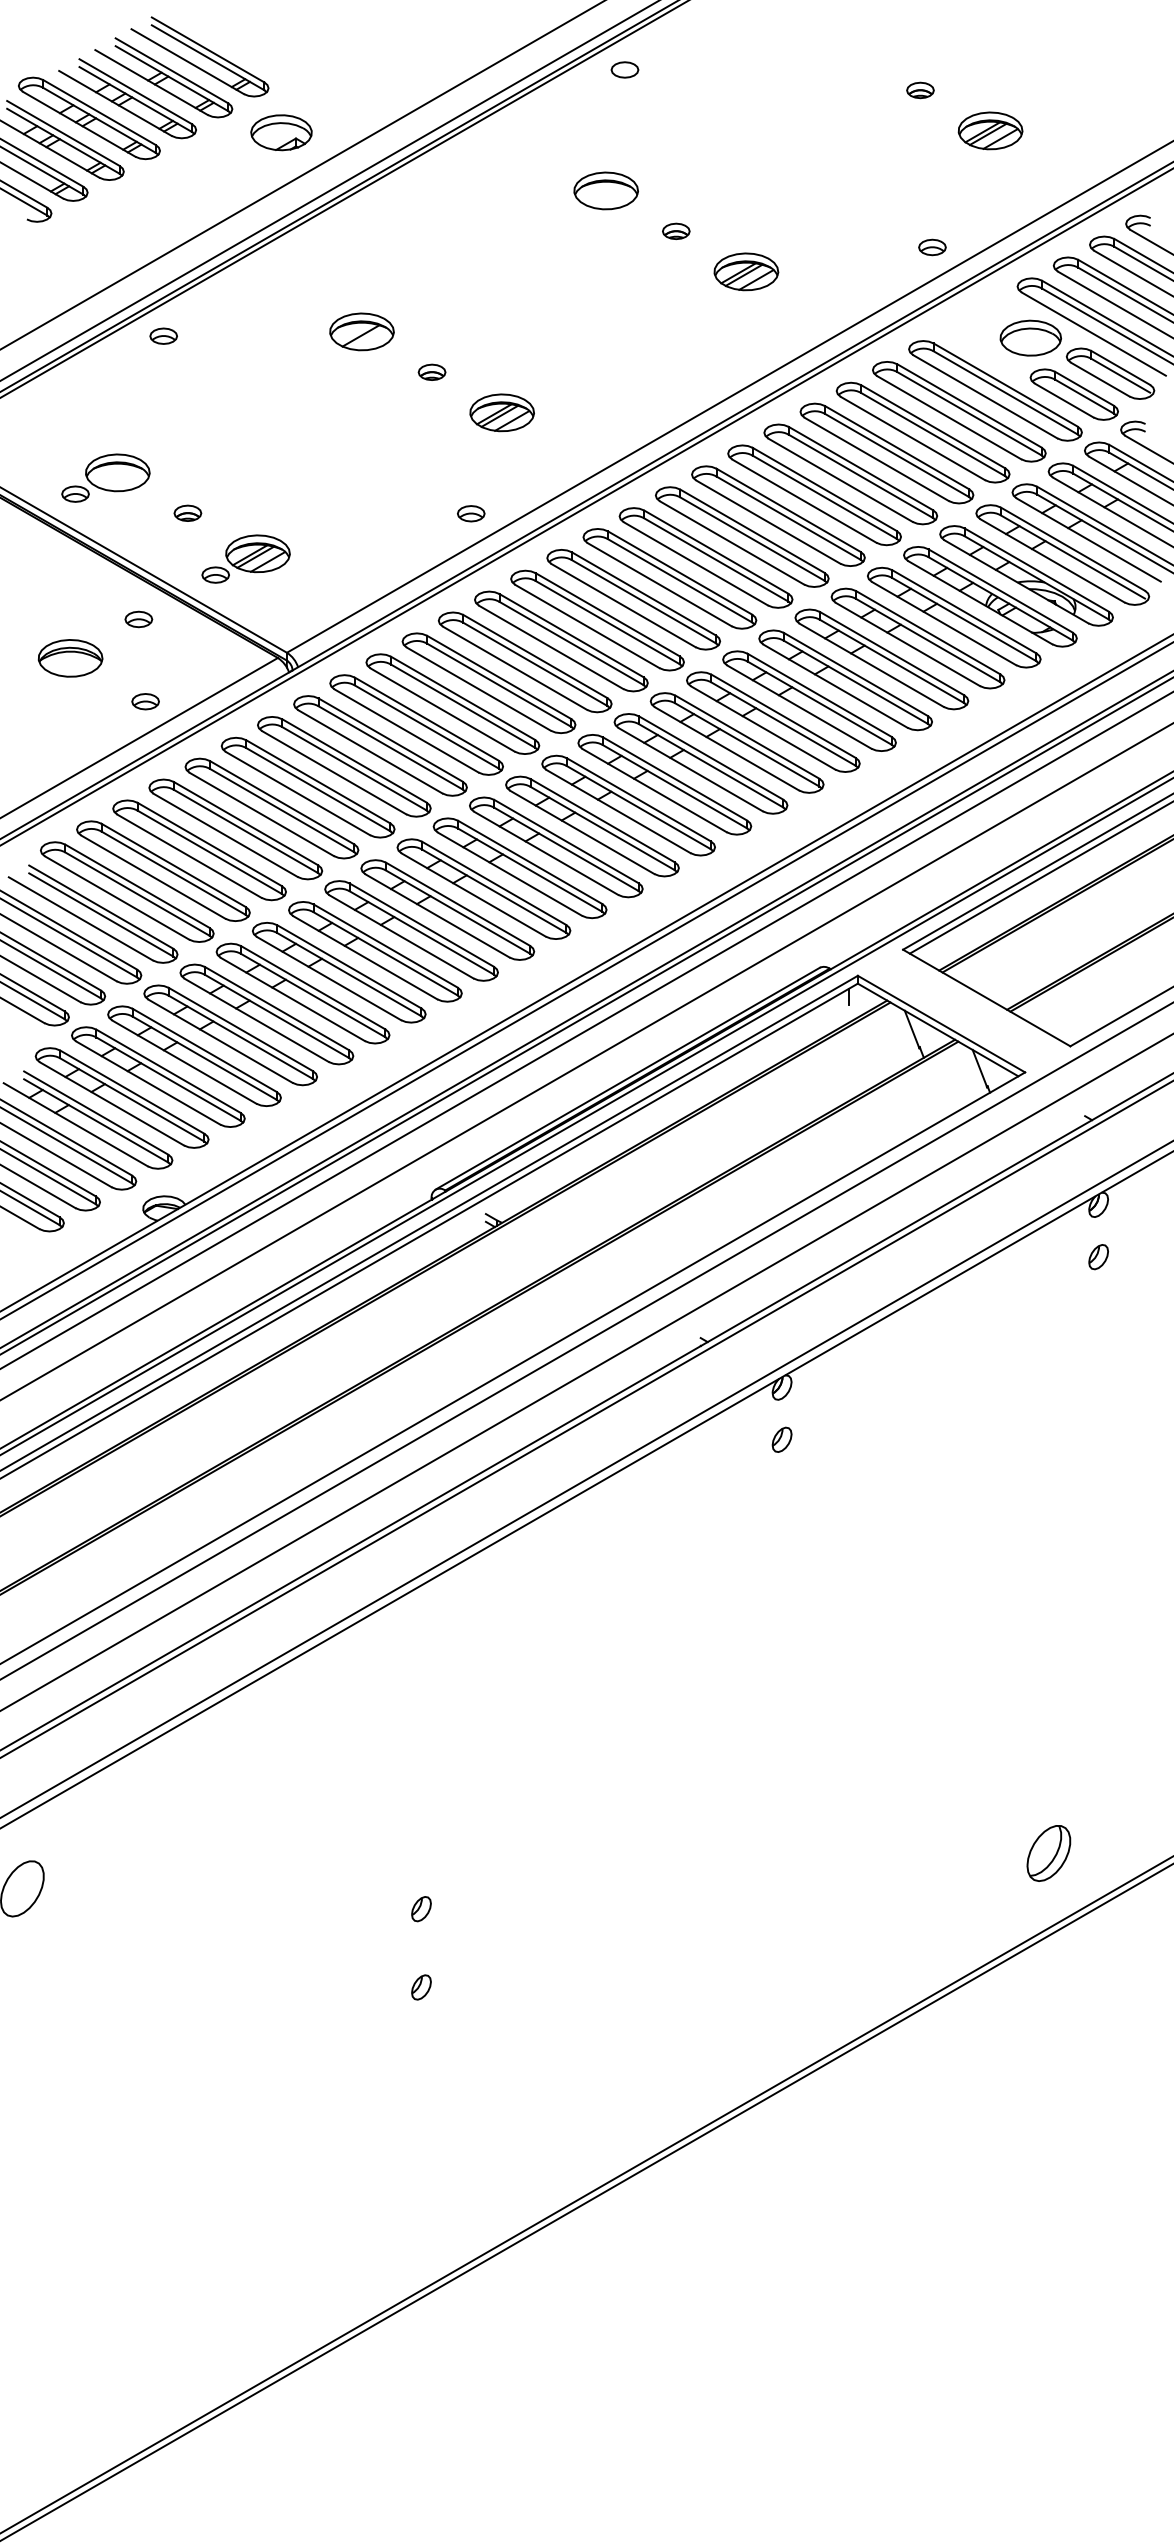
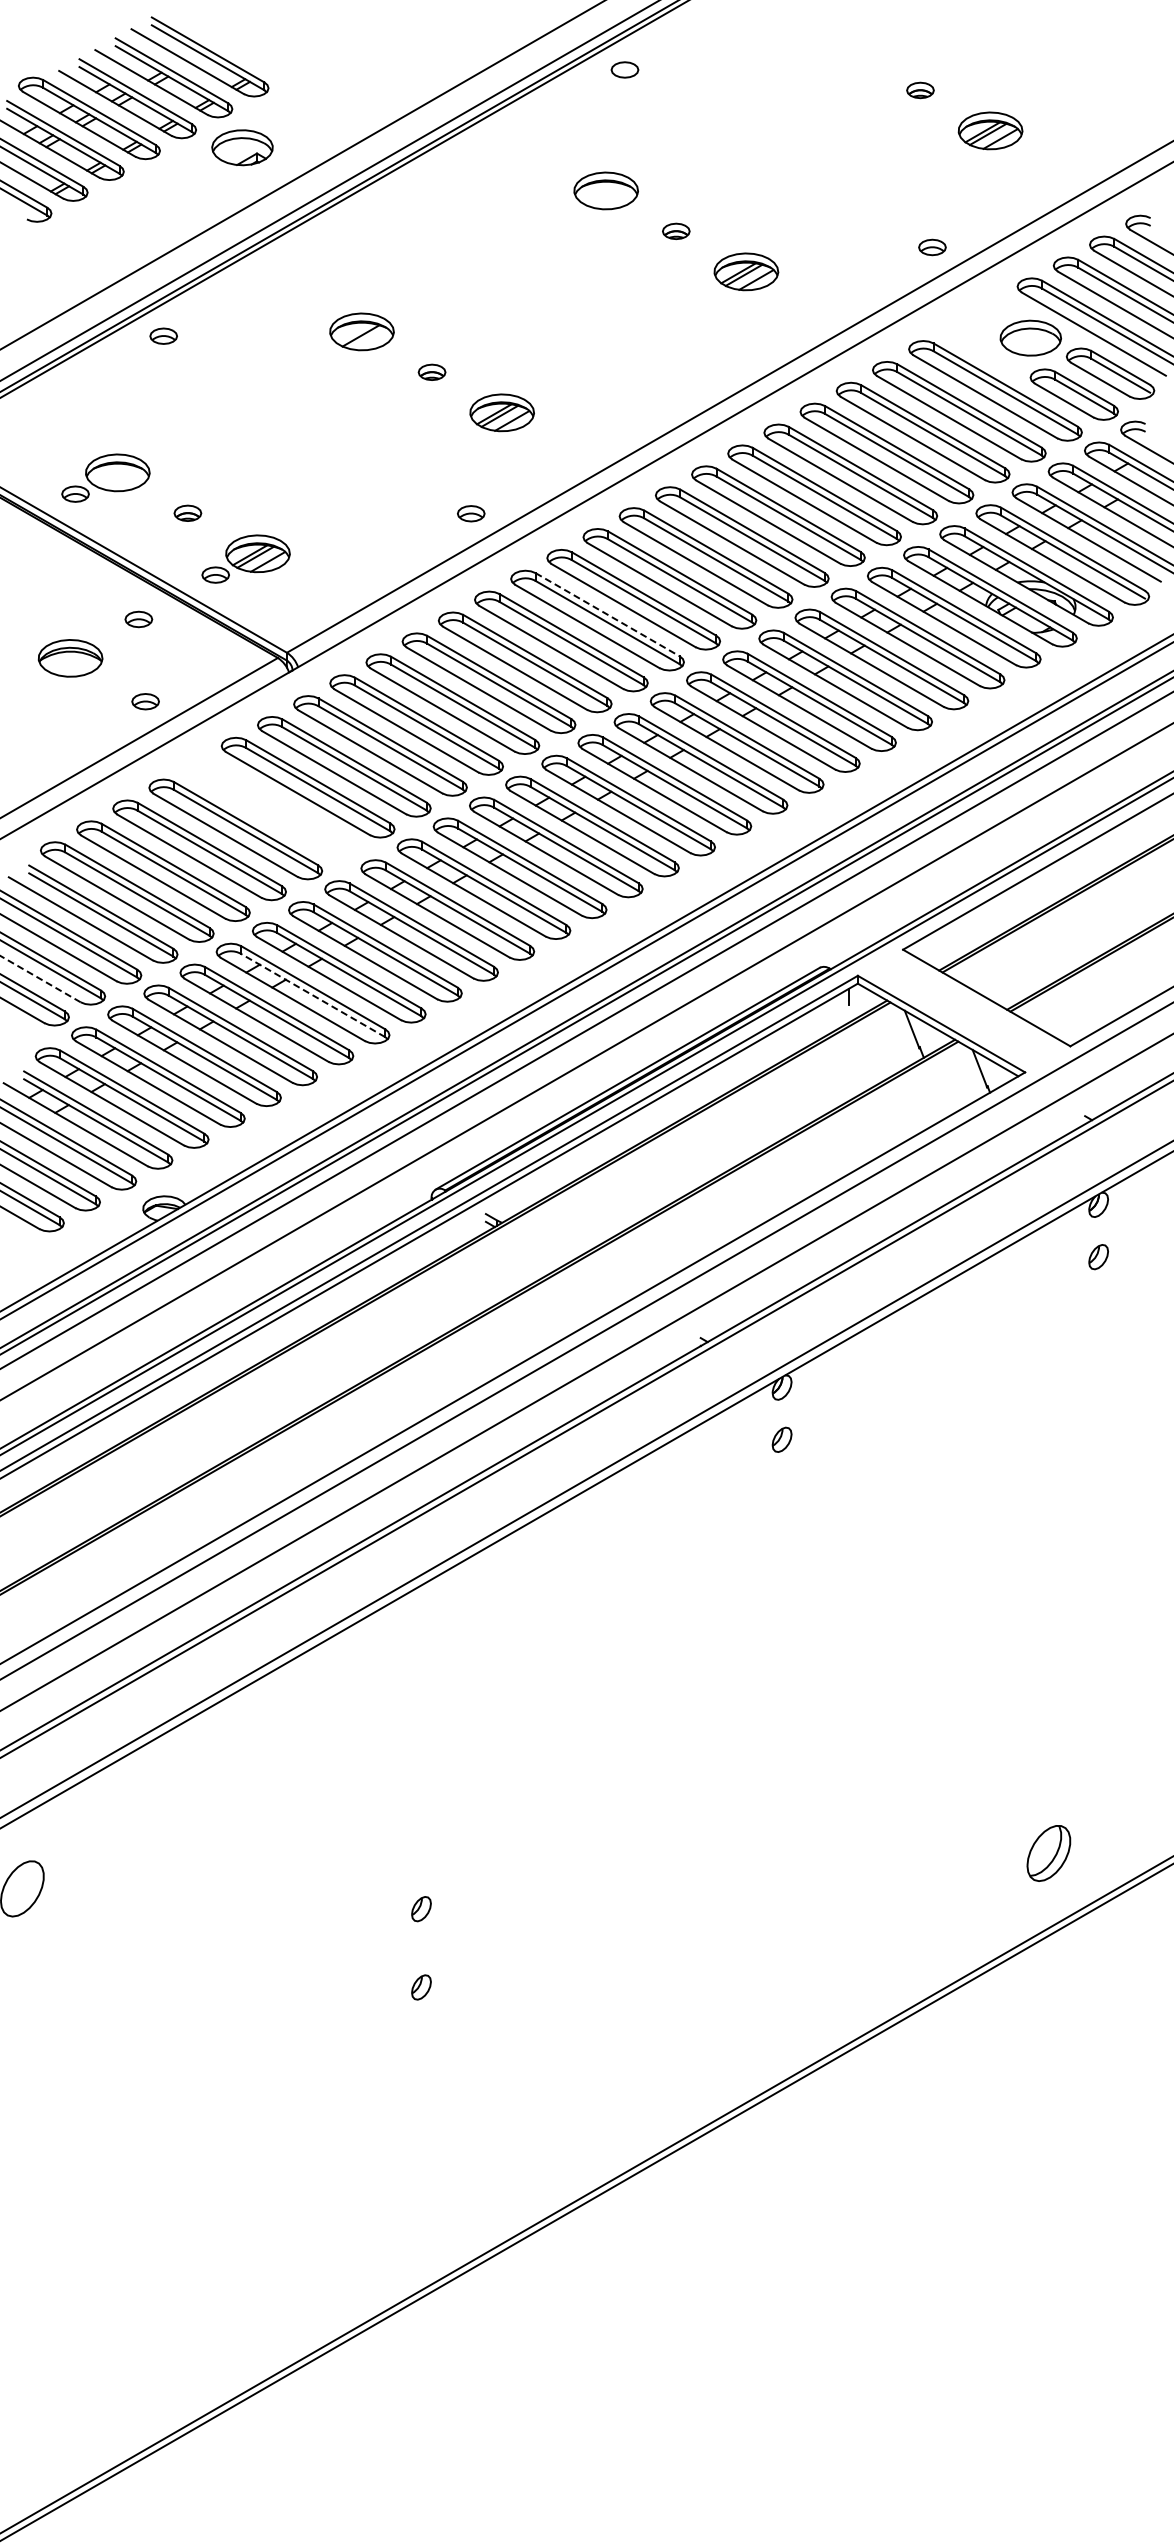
part position: (281, 132) -> (242, 147) (242, 147)
line: present -> none (586, 506)
line: solid -> dashed (608, 615)
part: present -> none (271, 808)
line: present -> none (1039, 878)
line: solid -> dashed (40, 978)
line: solid -> dashed (312, 995)
